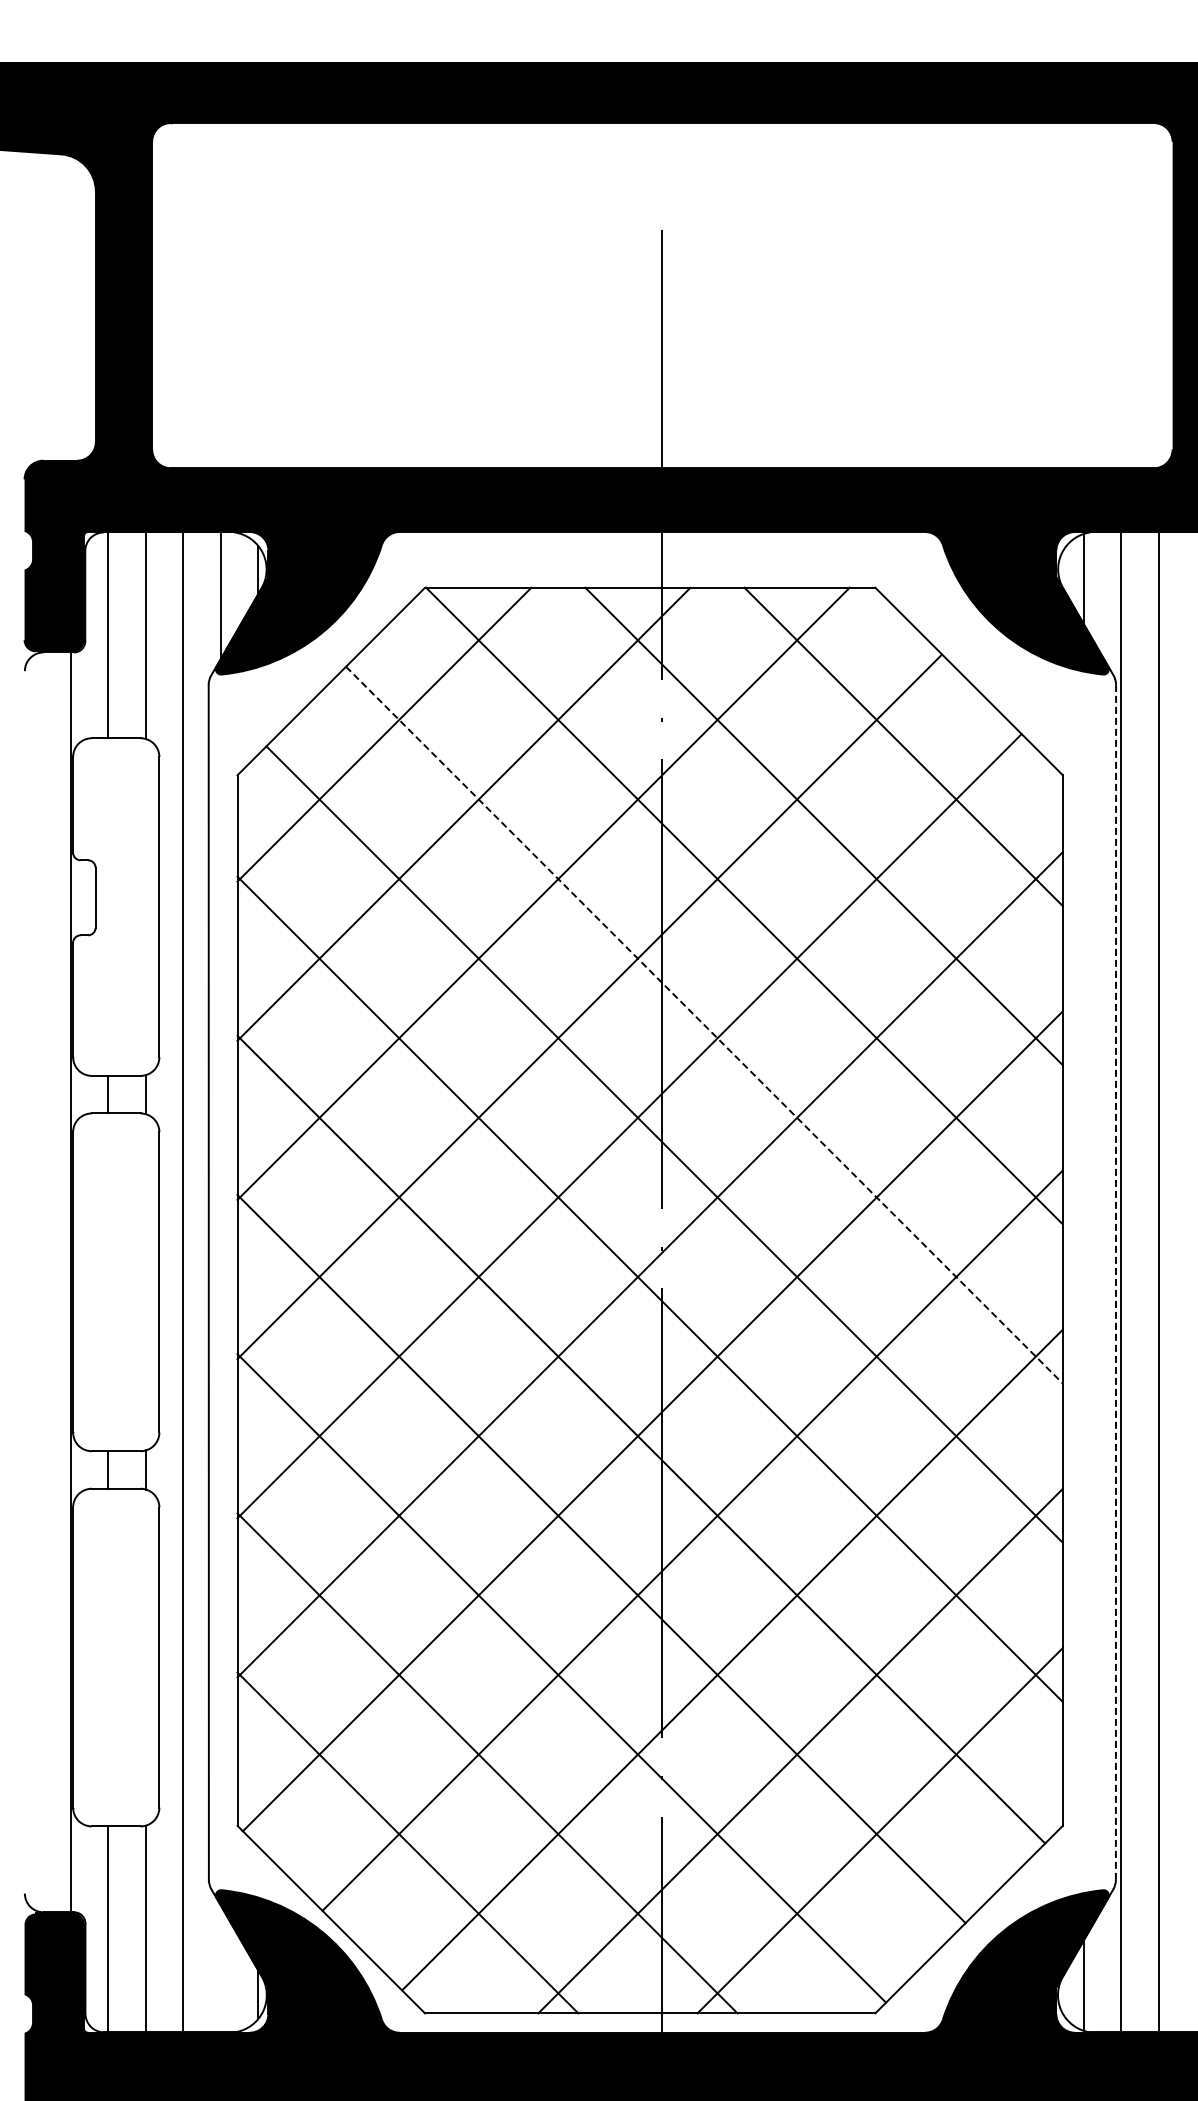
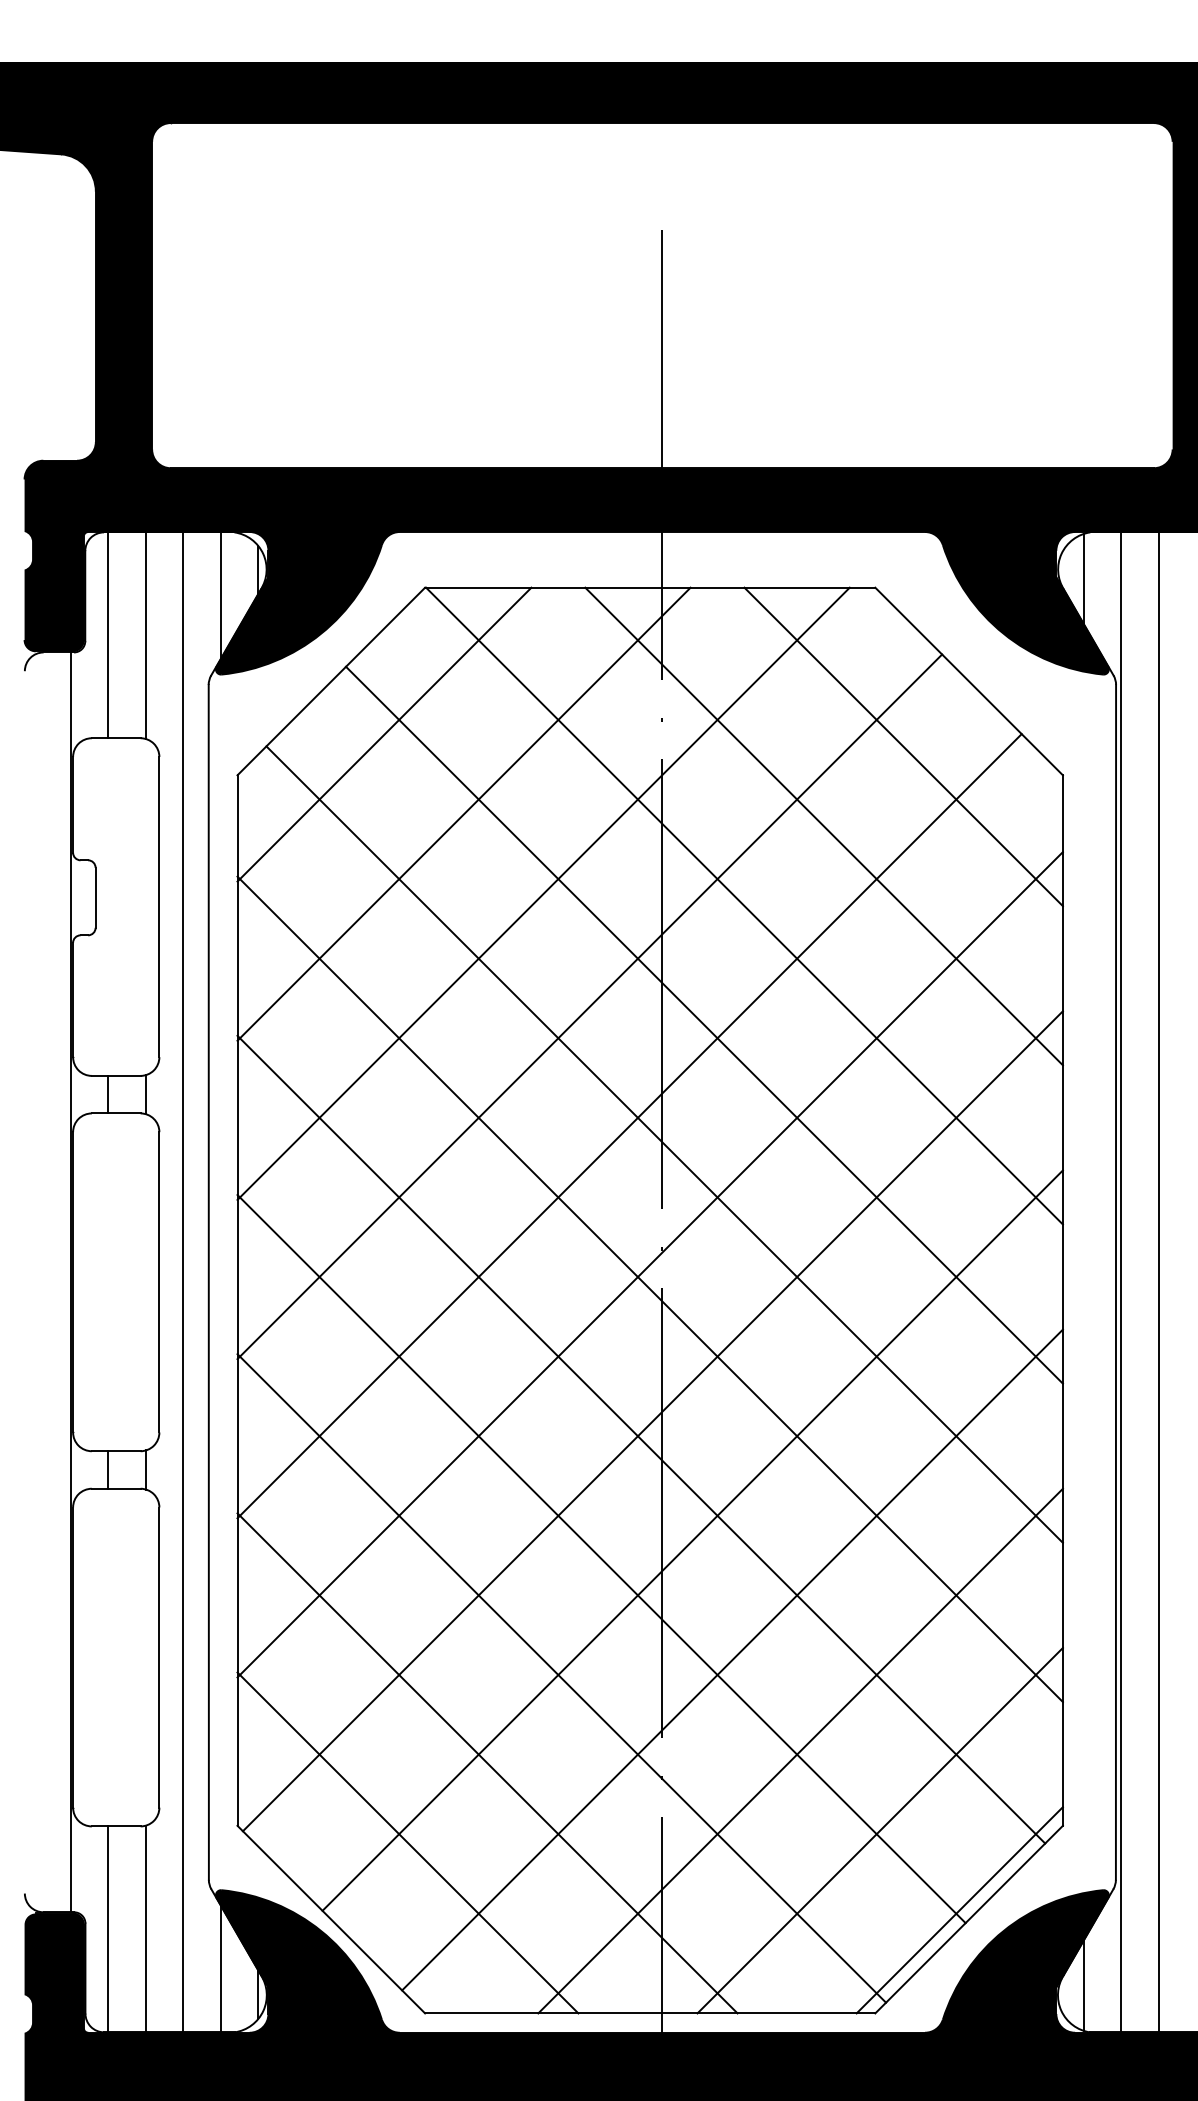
line: dashed -> solid (704, 1025)
line: dashed -> solid (1115, 1282)
line: none -> present (959, 1910)
line: none -> present (220, 1968)
